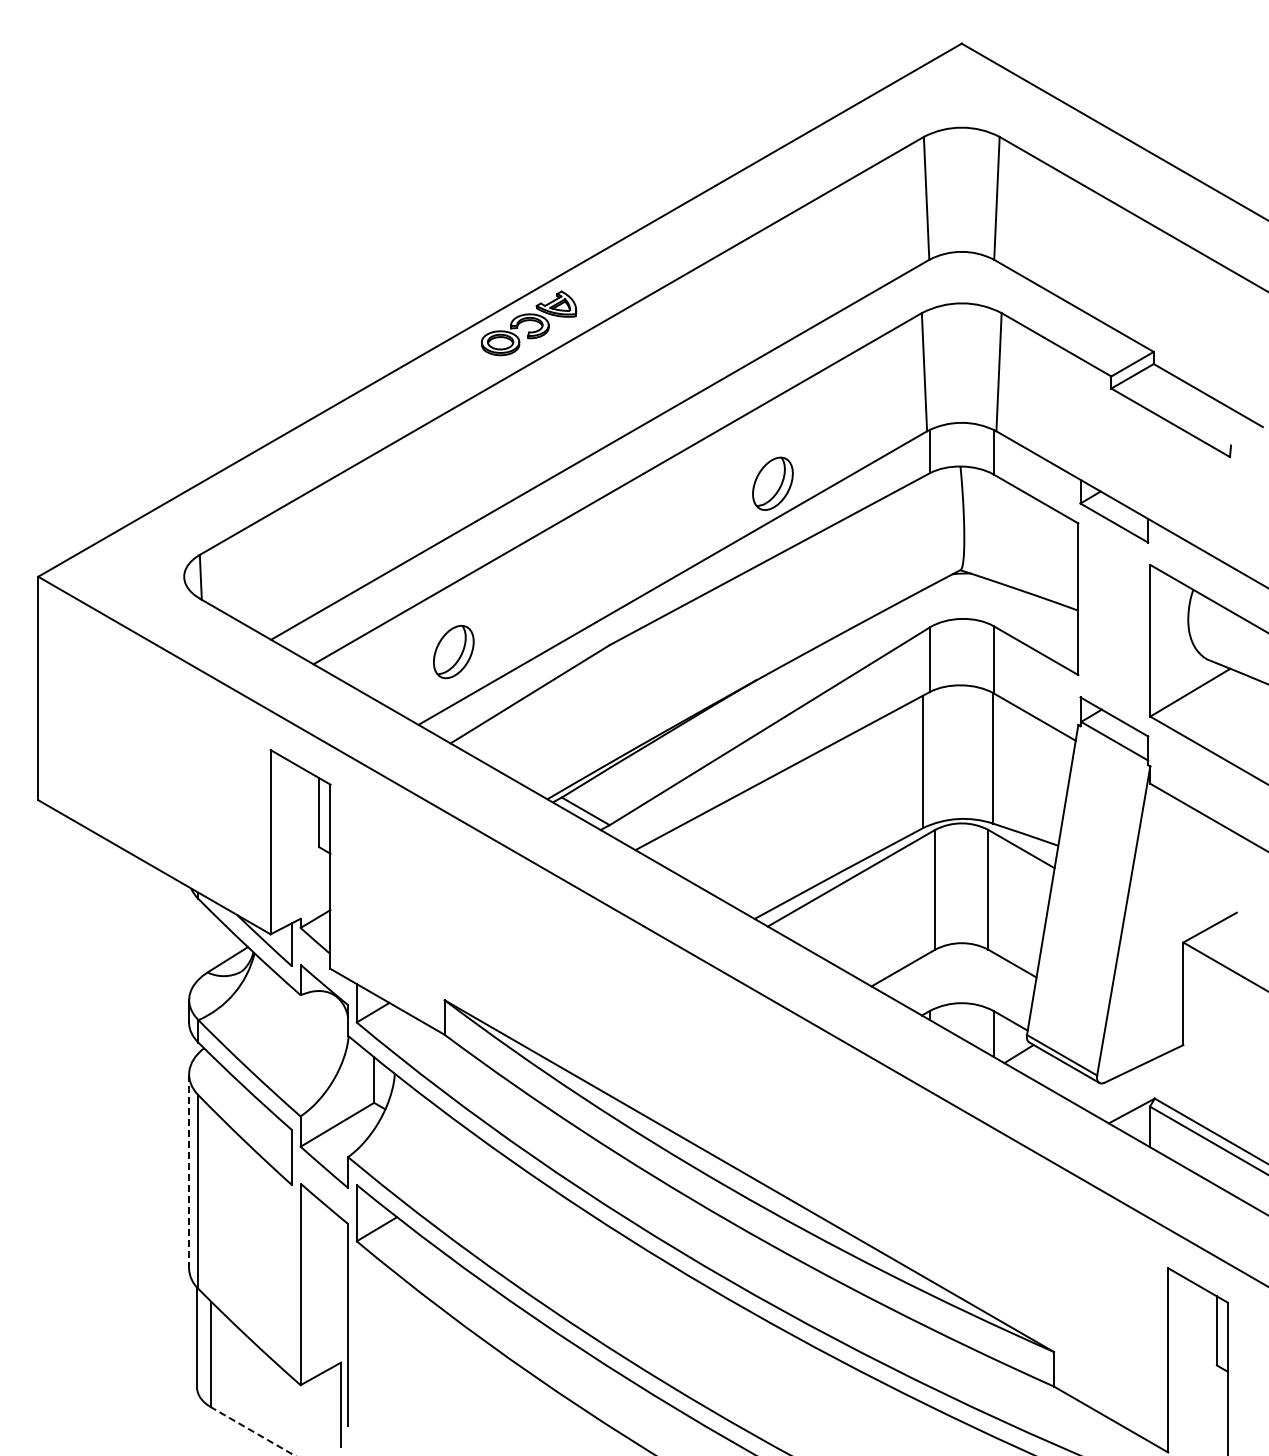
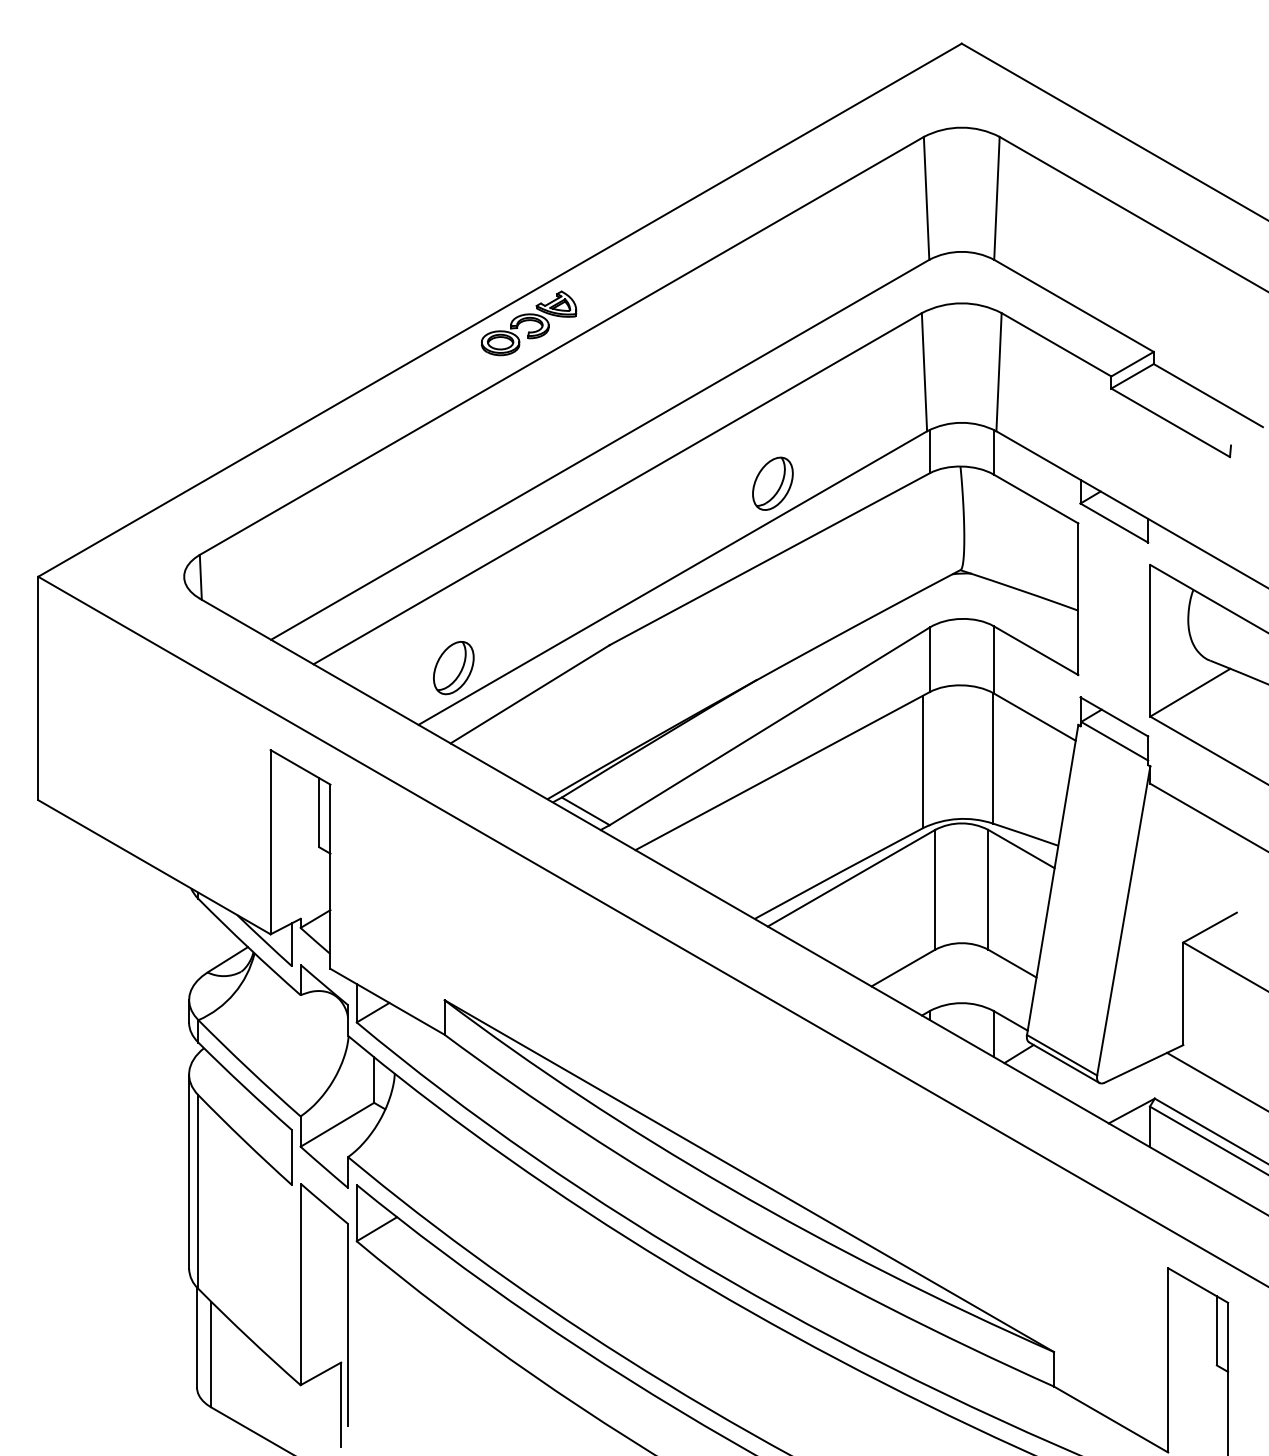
part position: (453, 652) -> (453, 668) (453, 668)
line: none -> present (1216, 1080)
line: dashed -> solid (189, 1172)
line: dashed -> solid (252, 1431)
